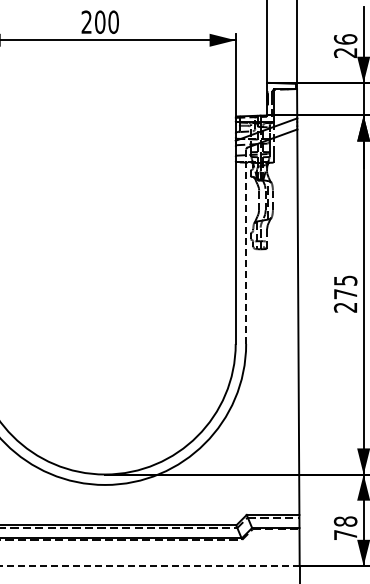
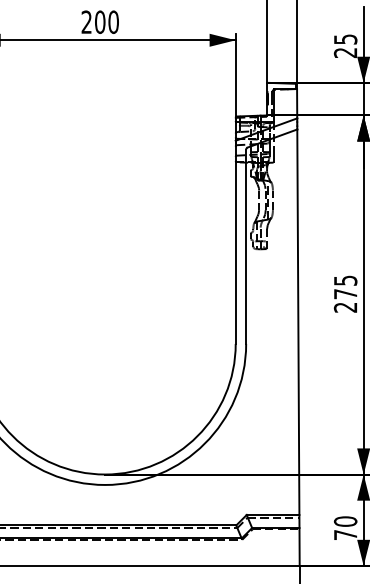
text: 26 -> 25 (345, 39)
line: dashed -> solid (246, 246)
text: 78 -> 70 (345, 521)
line: dashed -> solid (150, 565)
